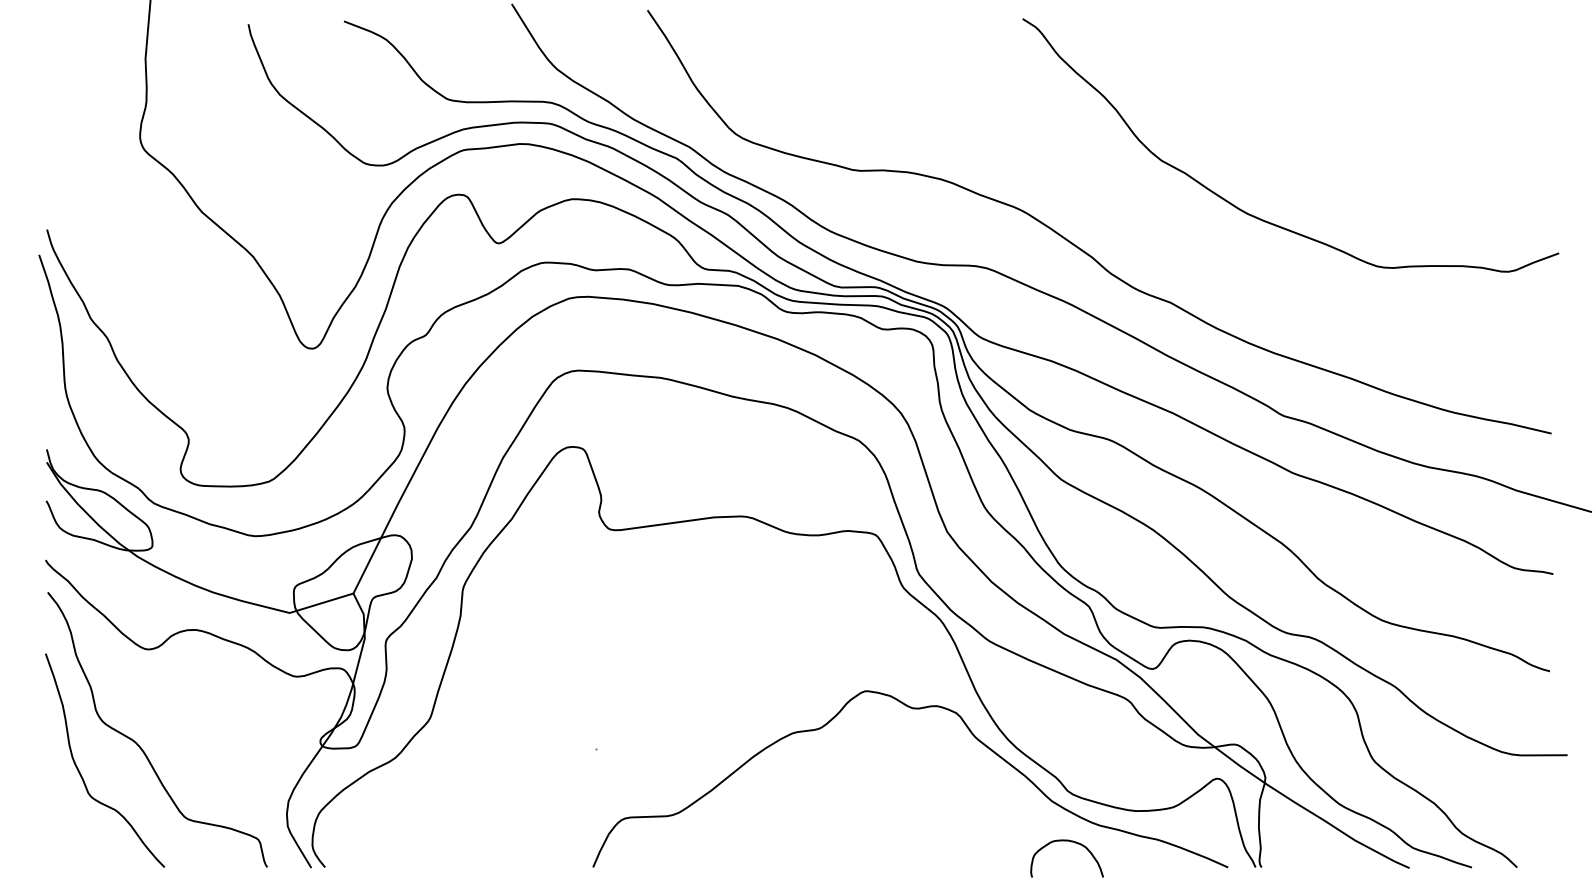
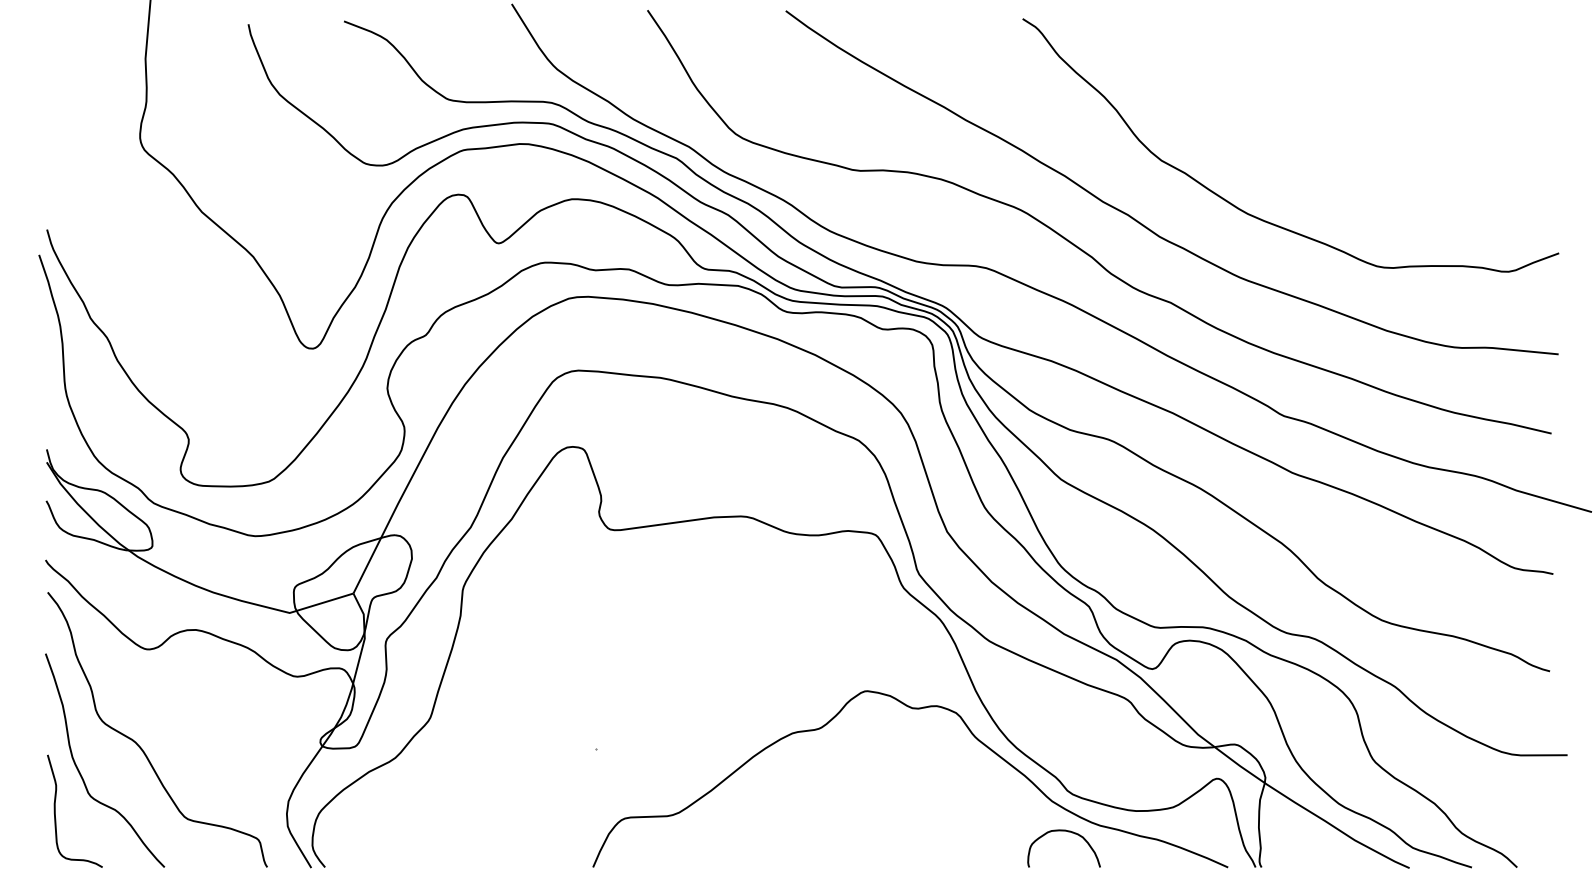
curve: none -> present (1142, 223)
curve: none -> present (55, 810)
curve position: (1071, 842) -> (1068, 832) (1068, 832)
